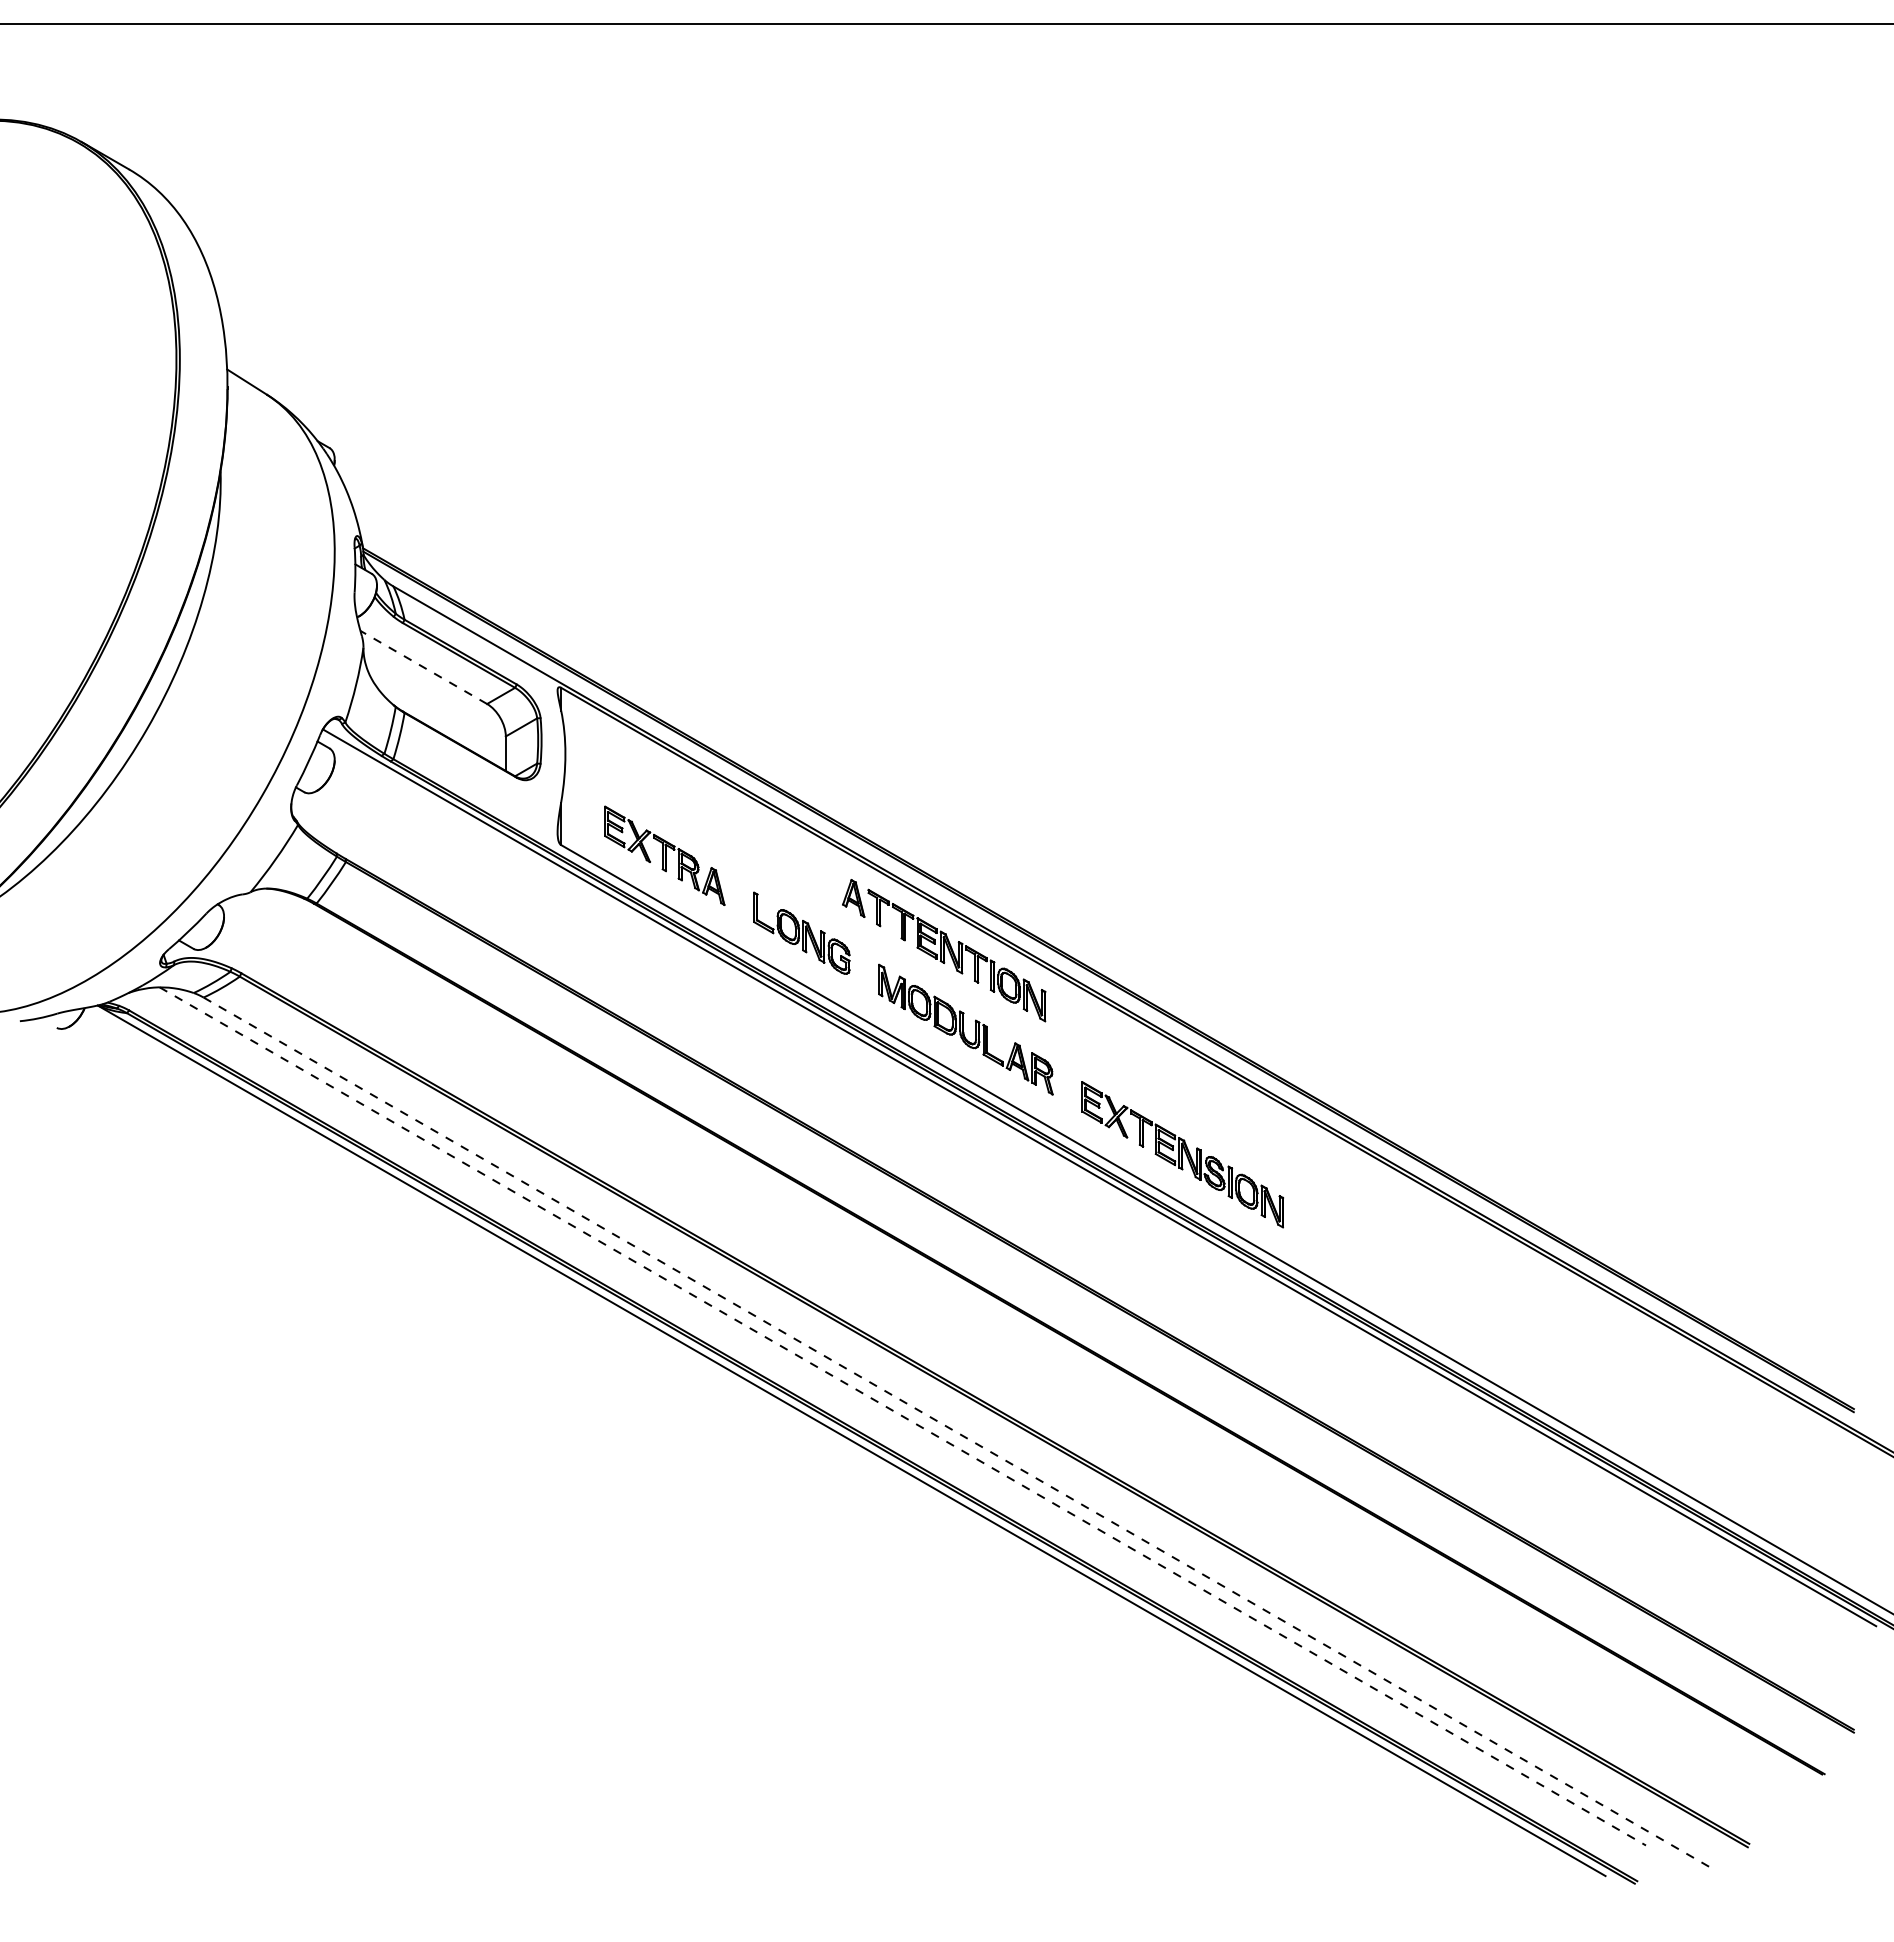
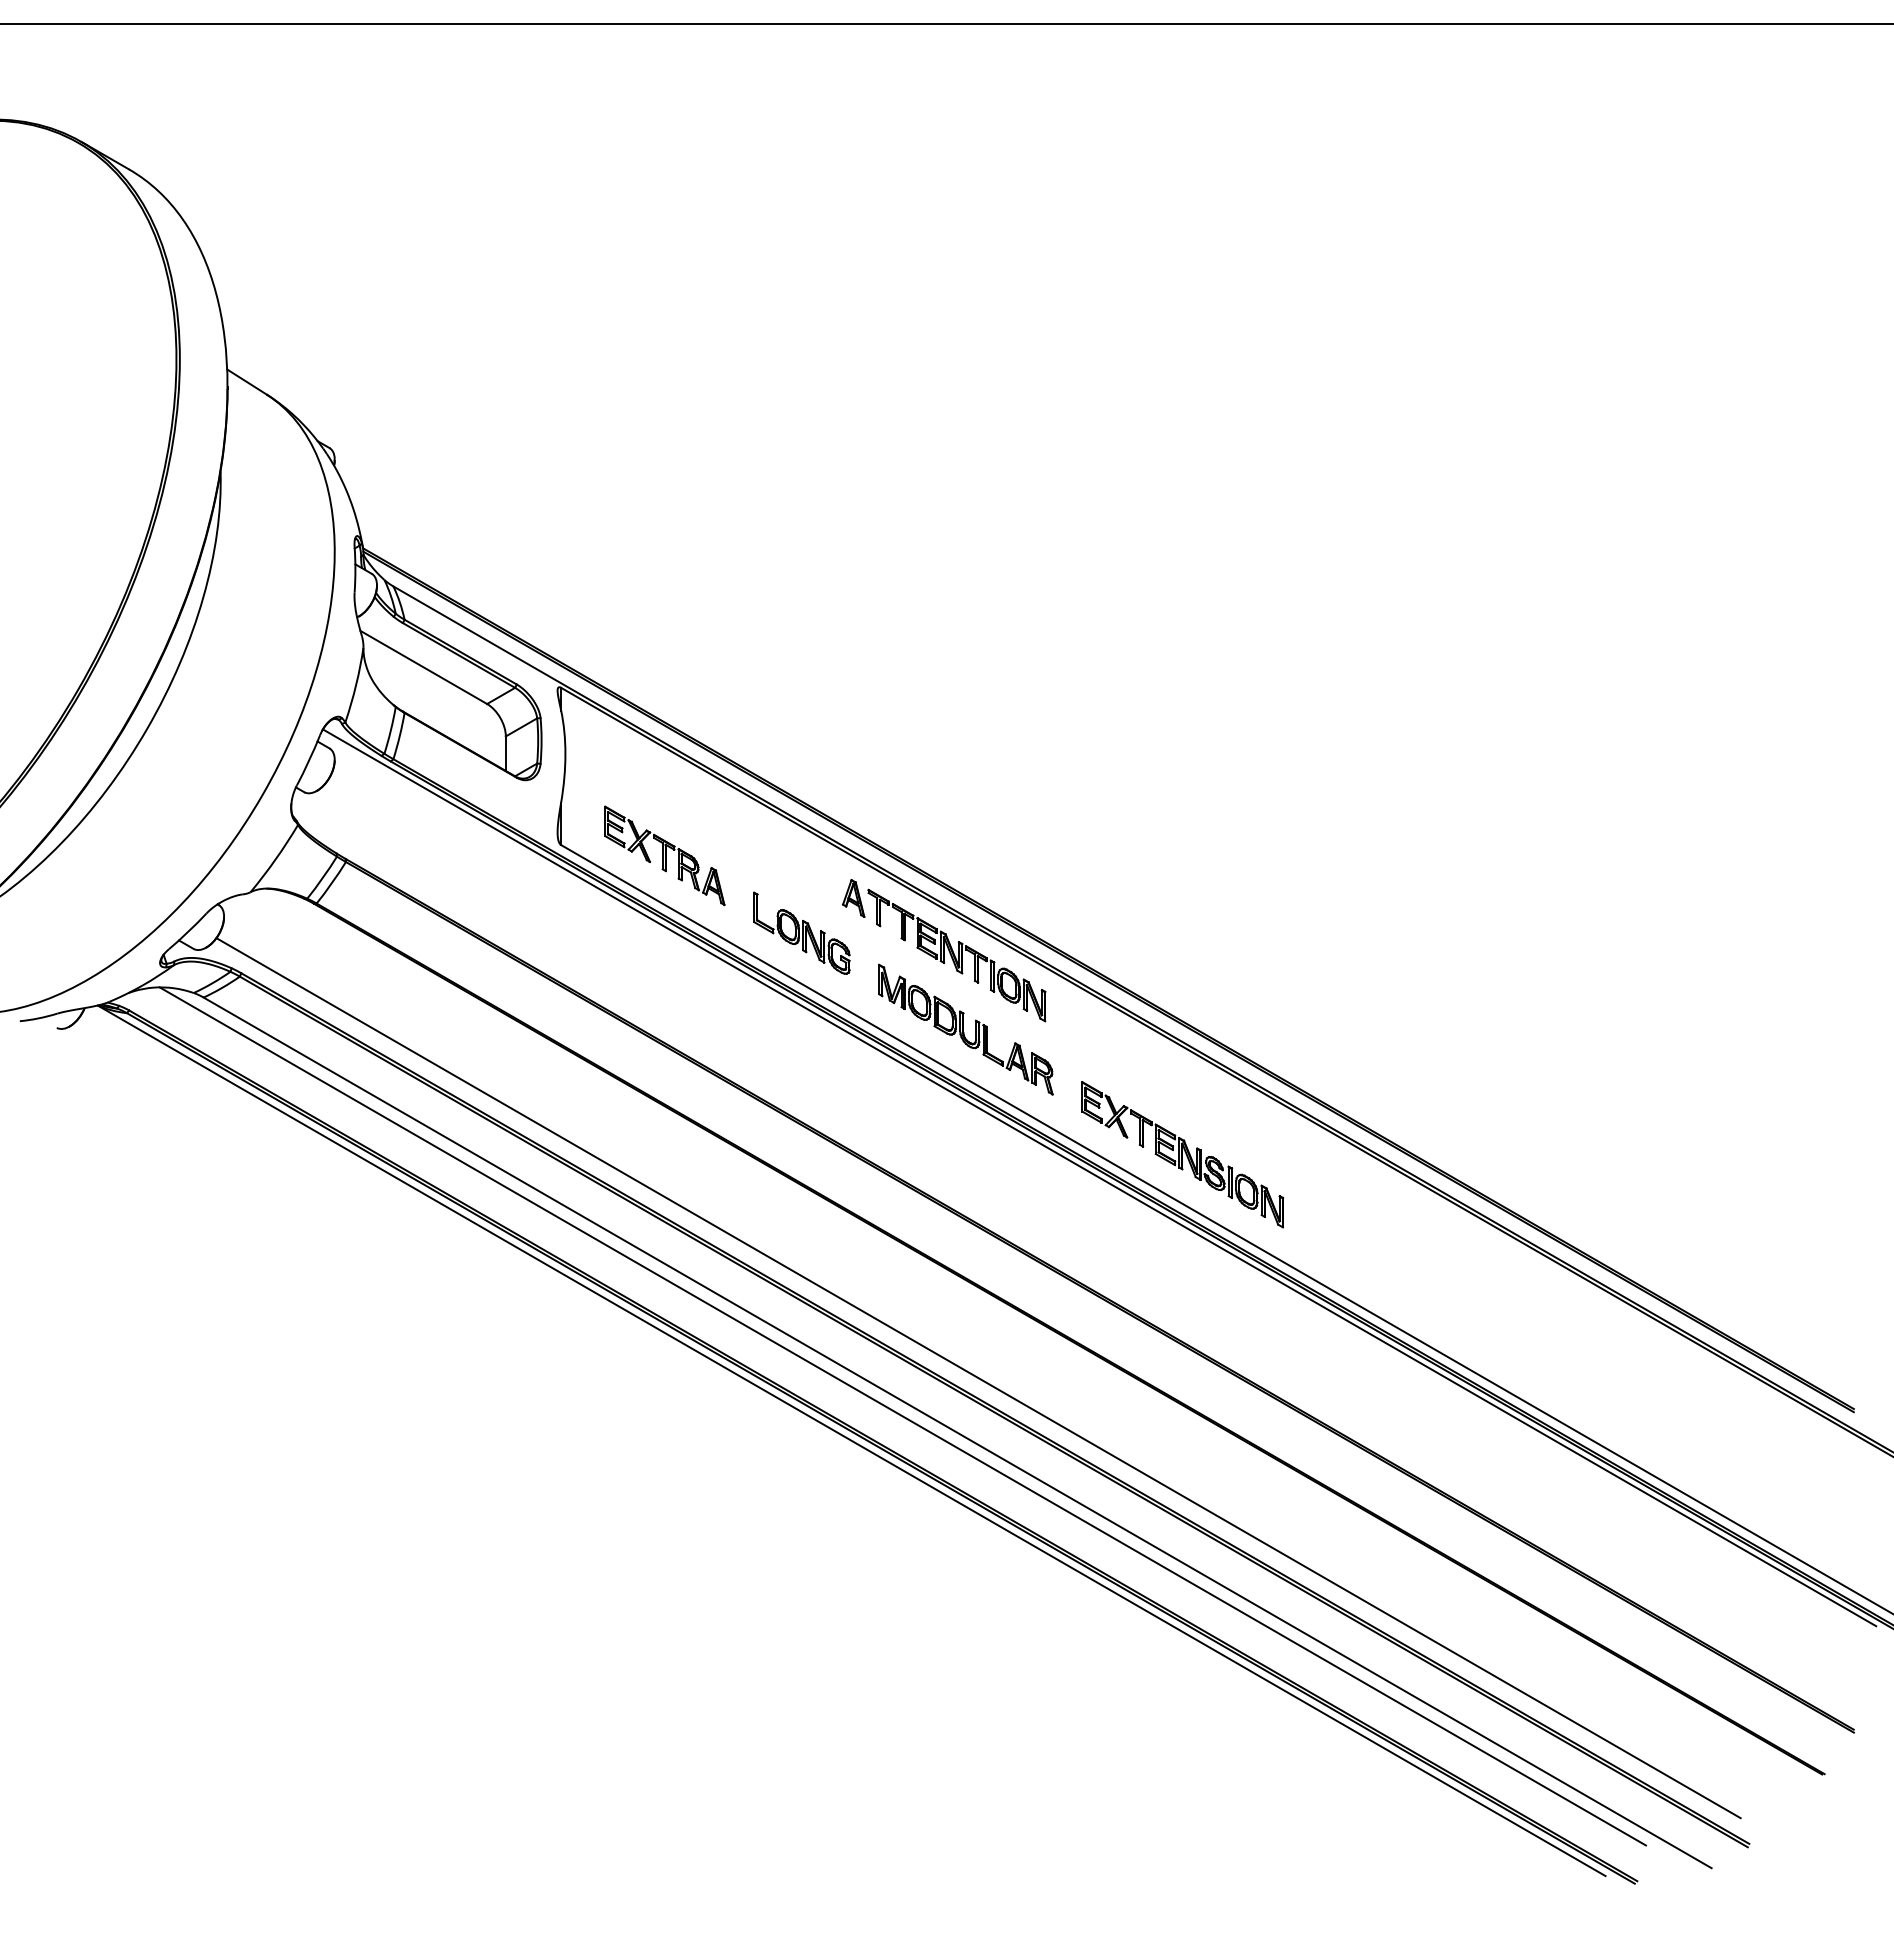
line: dashed -> solid (423, 667)
line: none -> present (978, 1378)
line: dashed -> solid (903, 1416)
line: dashed -> solid (957, 1432)
